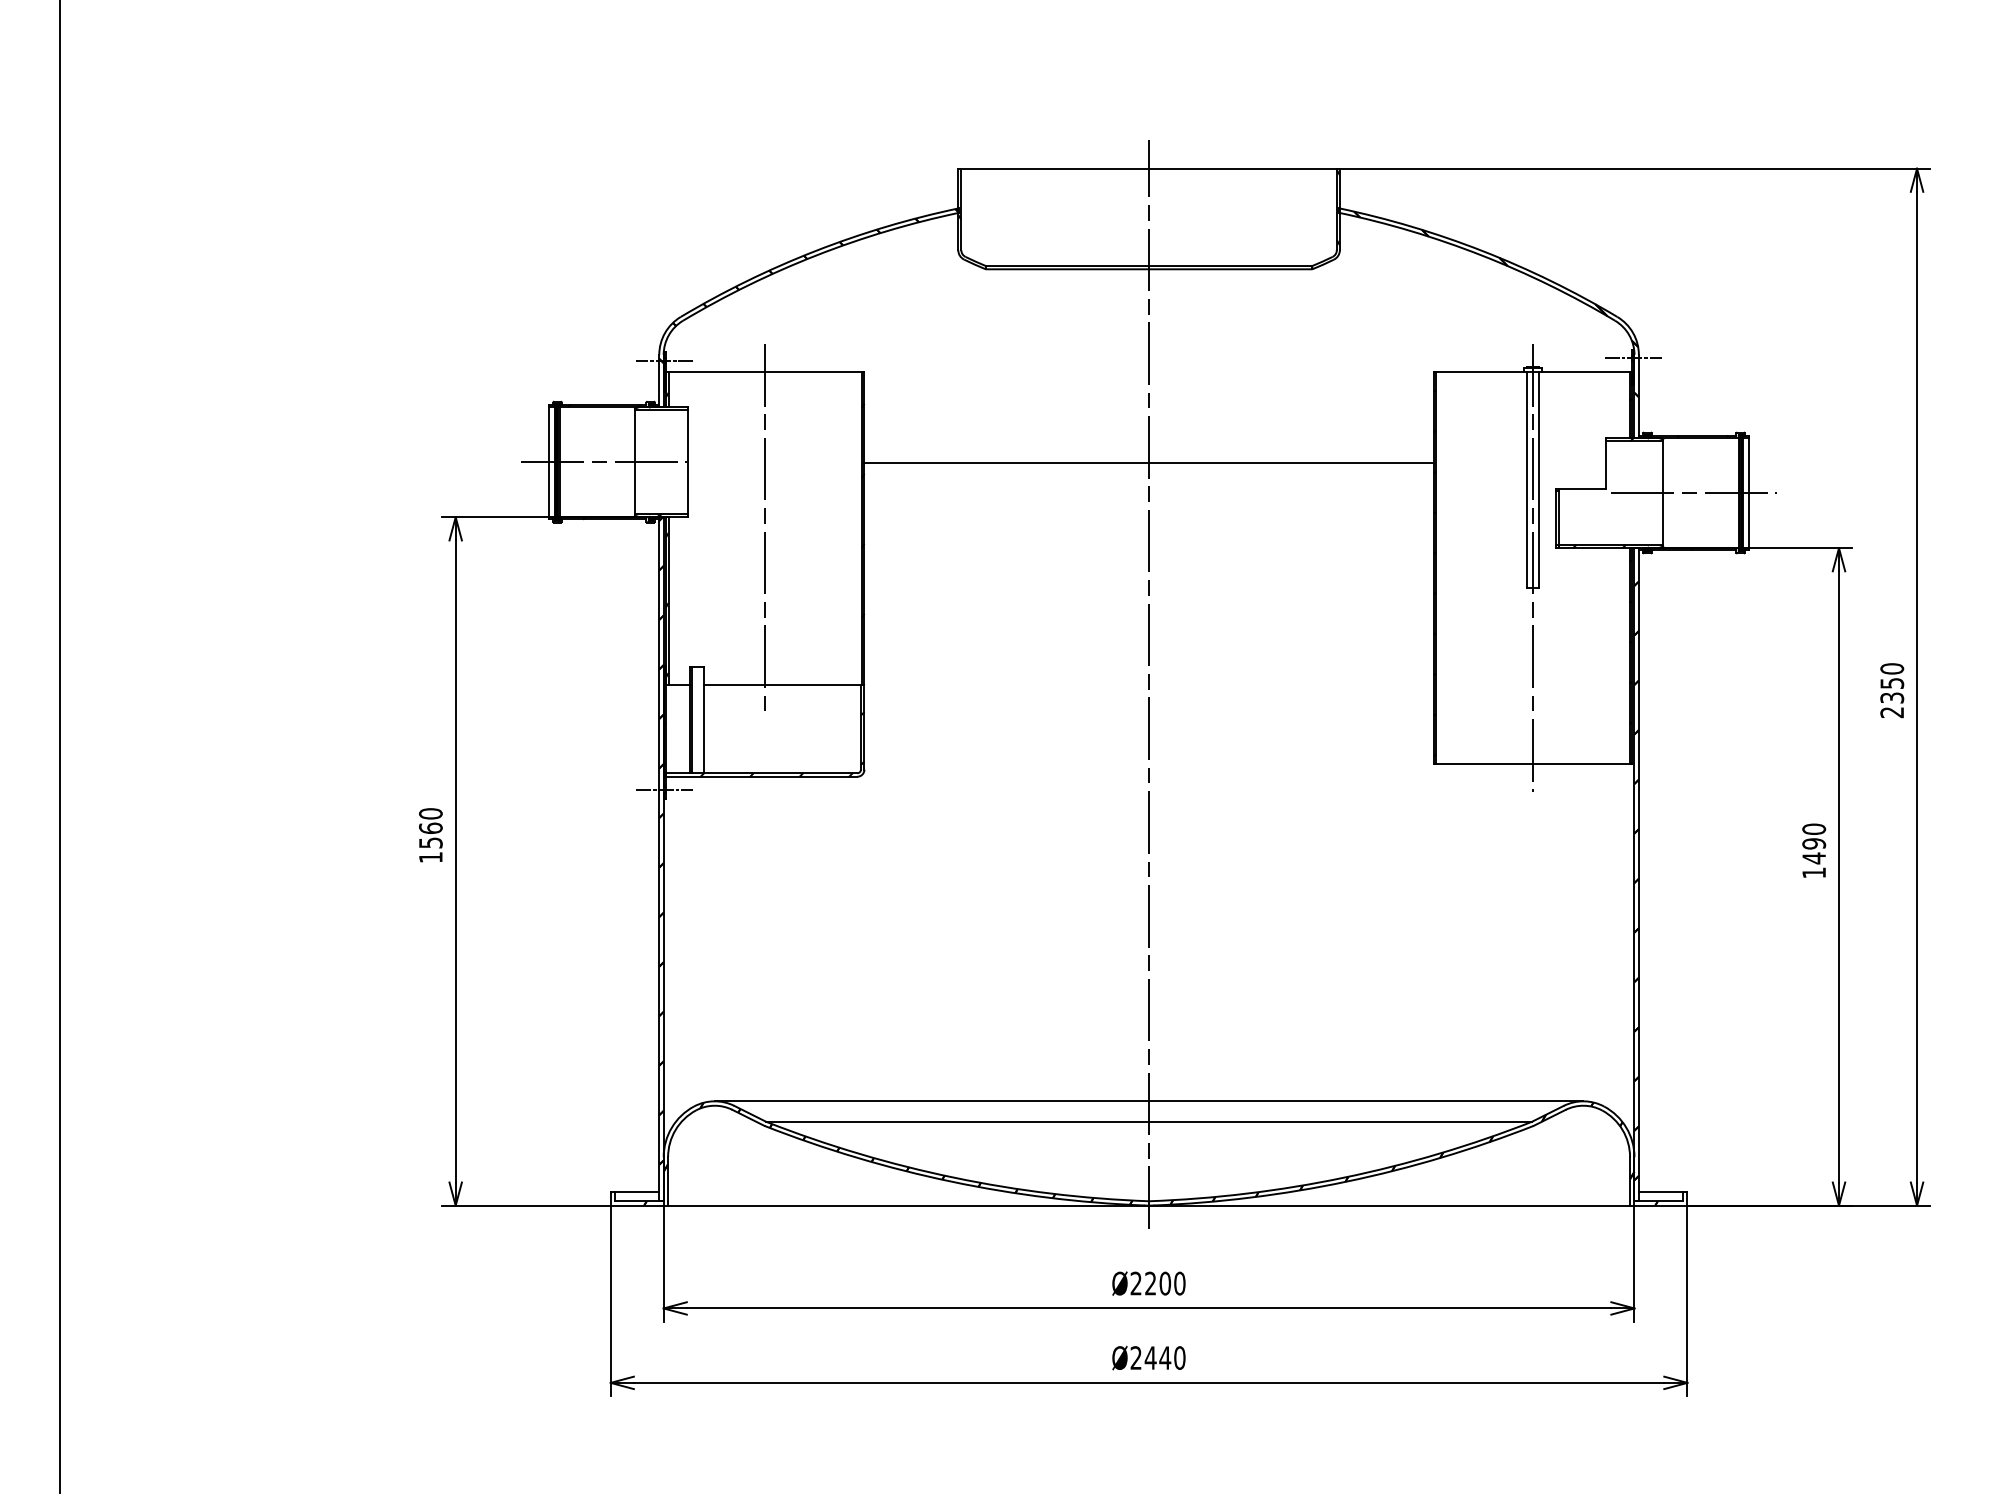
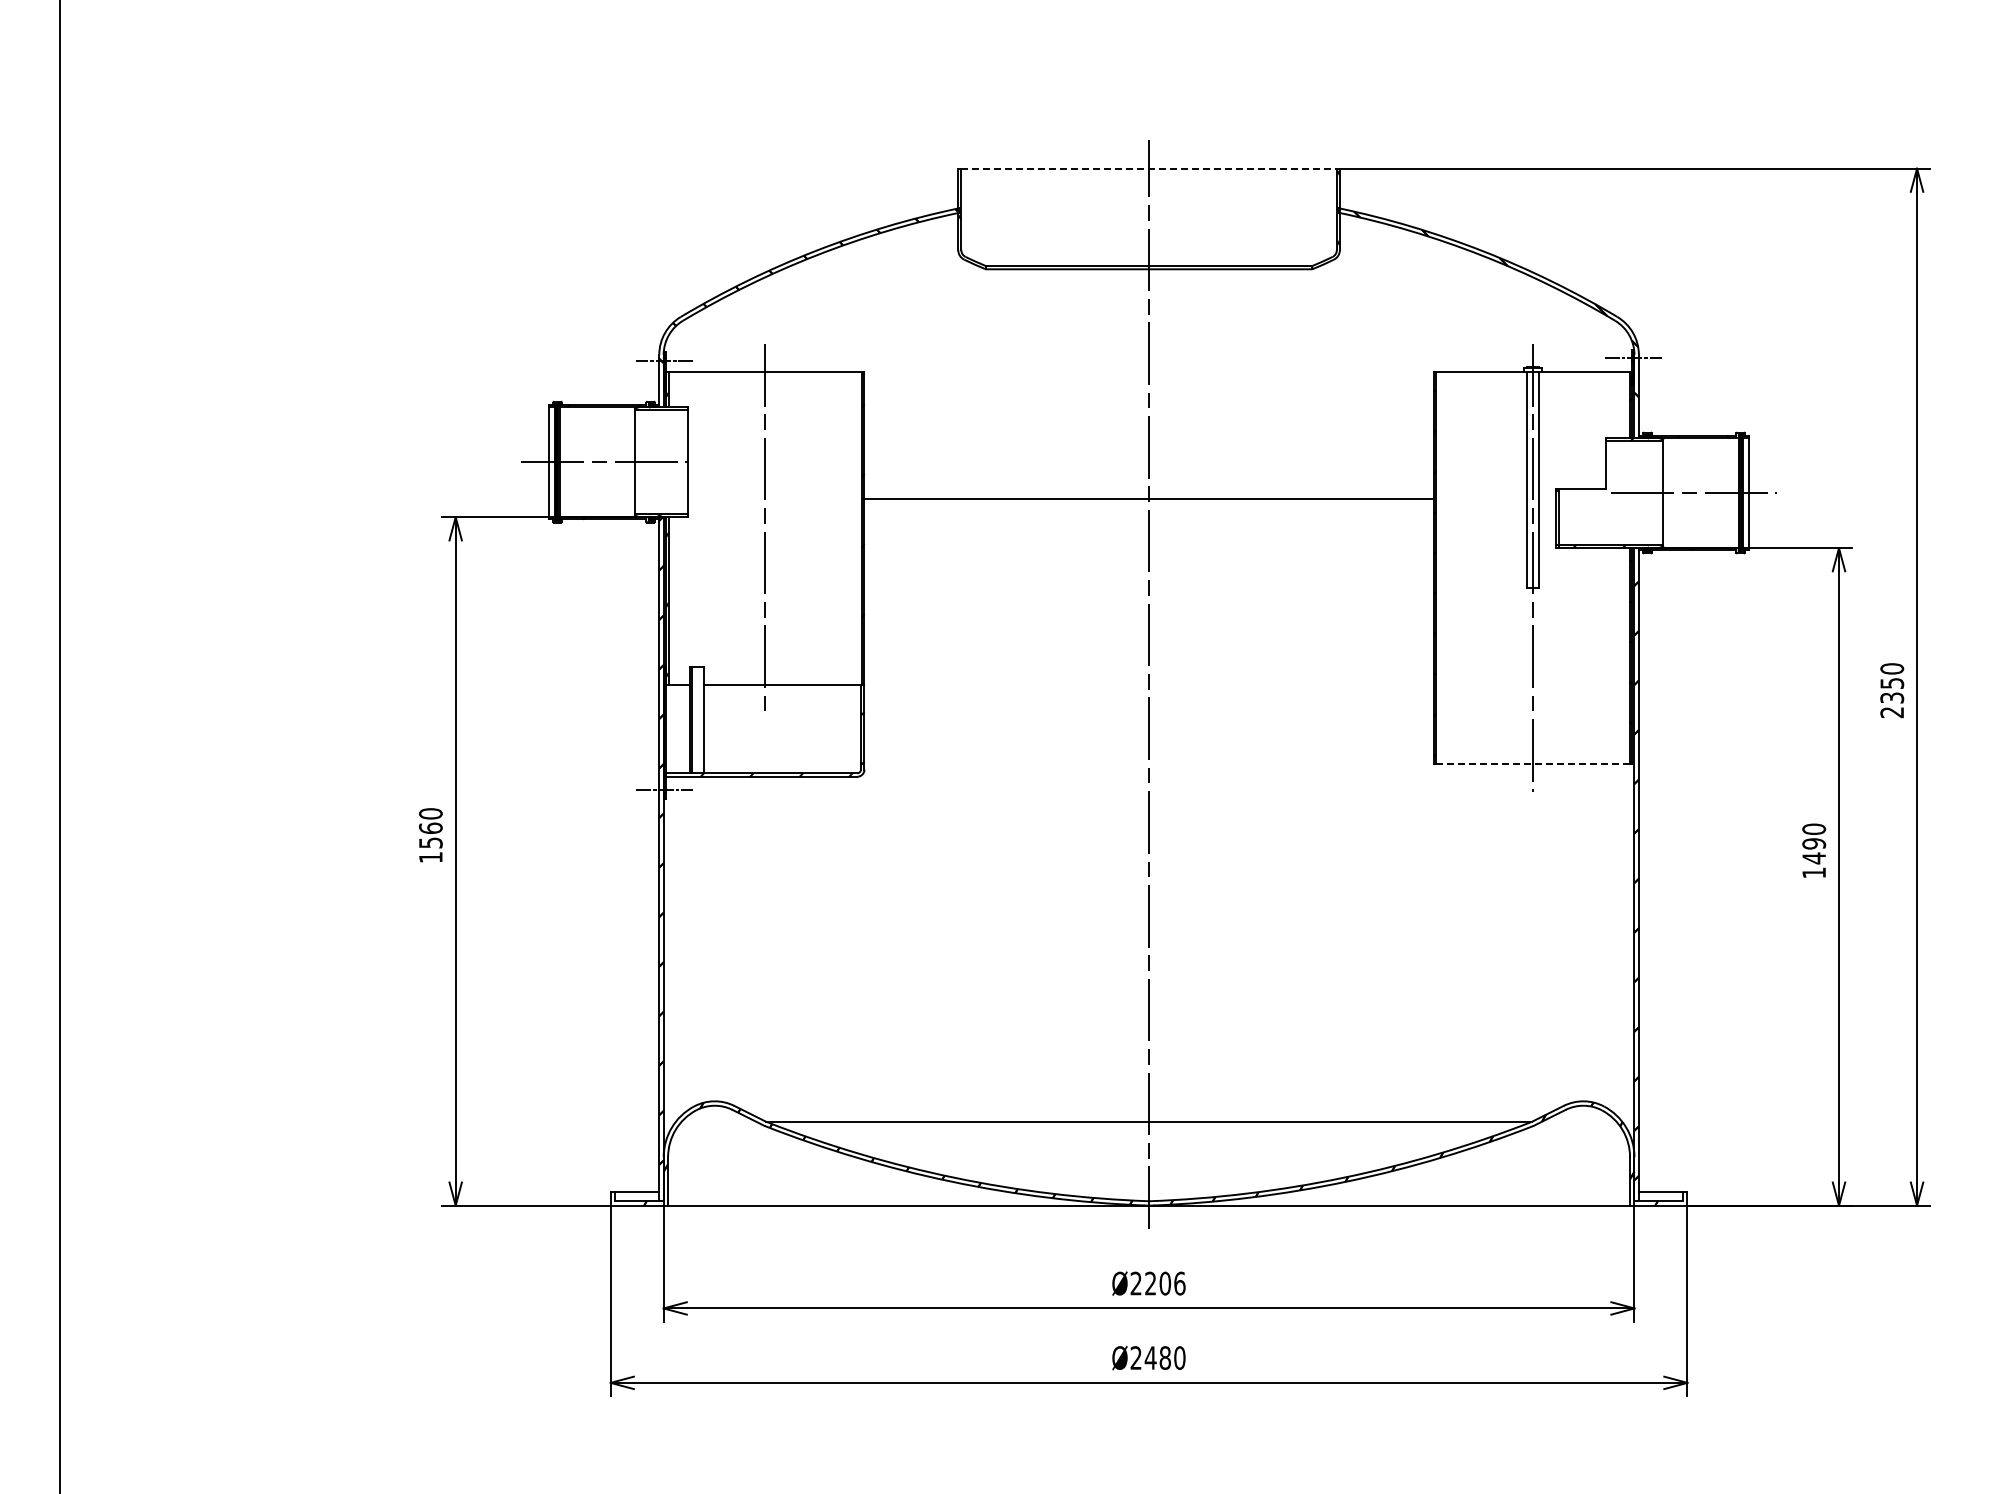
line: solid -> dashed (1149, 168)
line position: (1148, 462) -> (1148, 498) (1148, 498)
line: solid -> dashed (1532, 764)
line: present -> none (1148, 1101)
text: Ø2200 -> Ø2206 (1179, 1283)
text: Ø2440 -> Ø2480 (1165, 1357)
